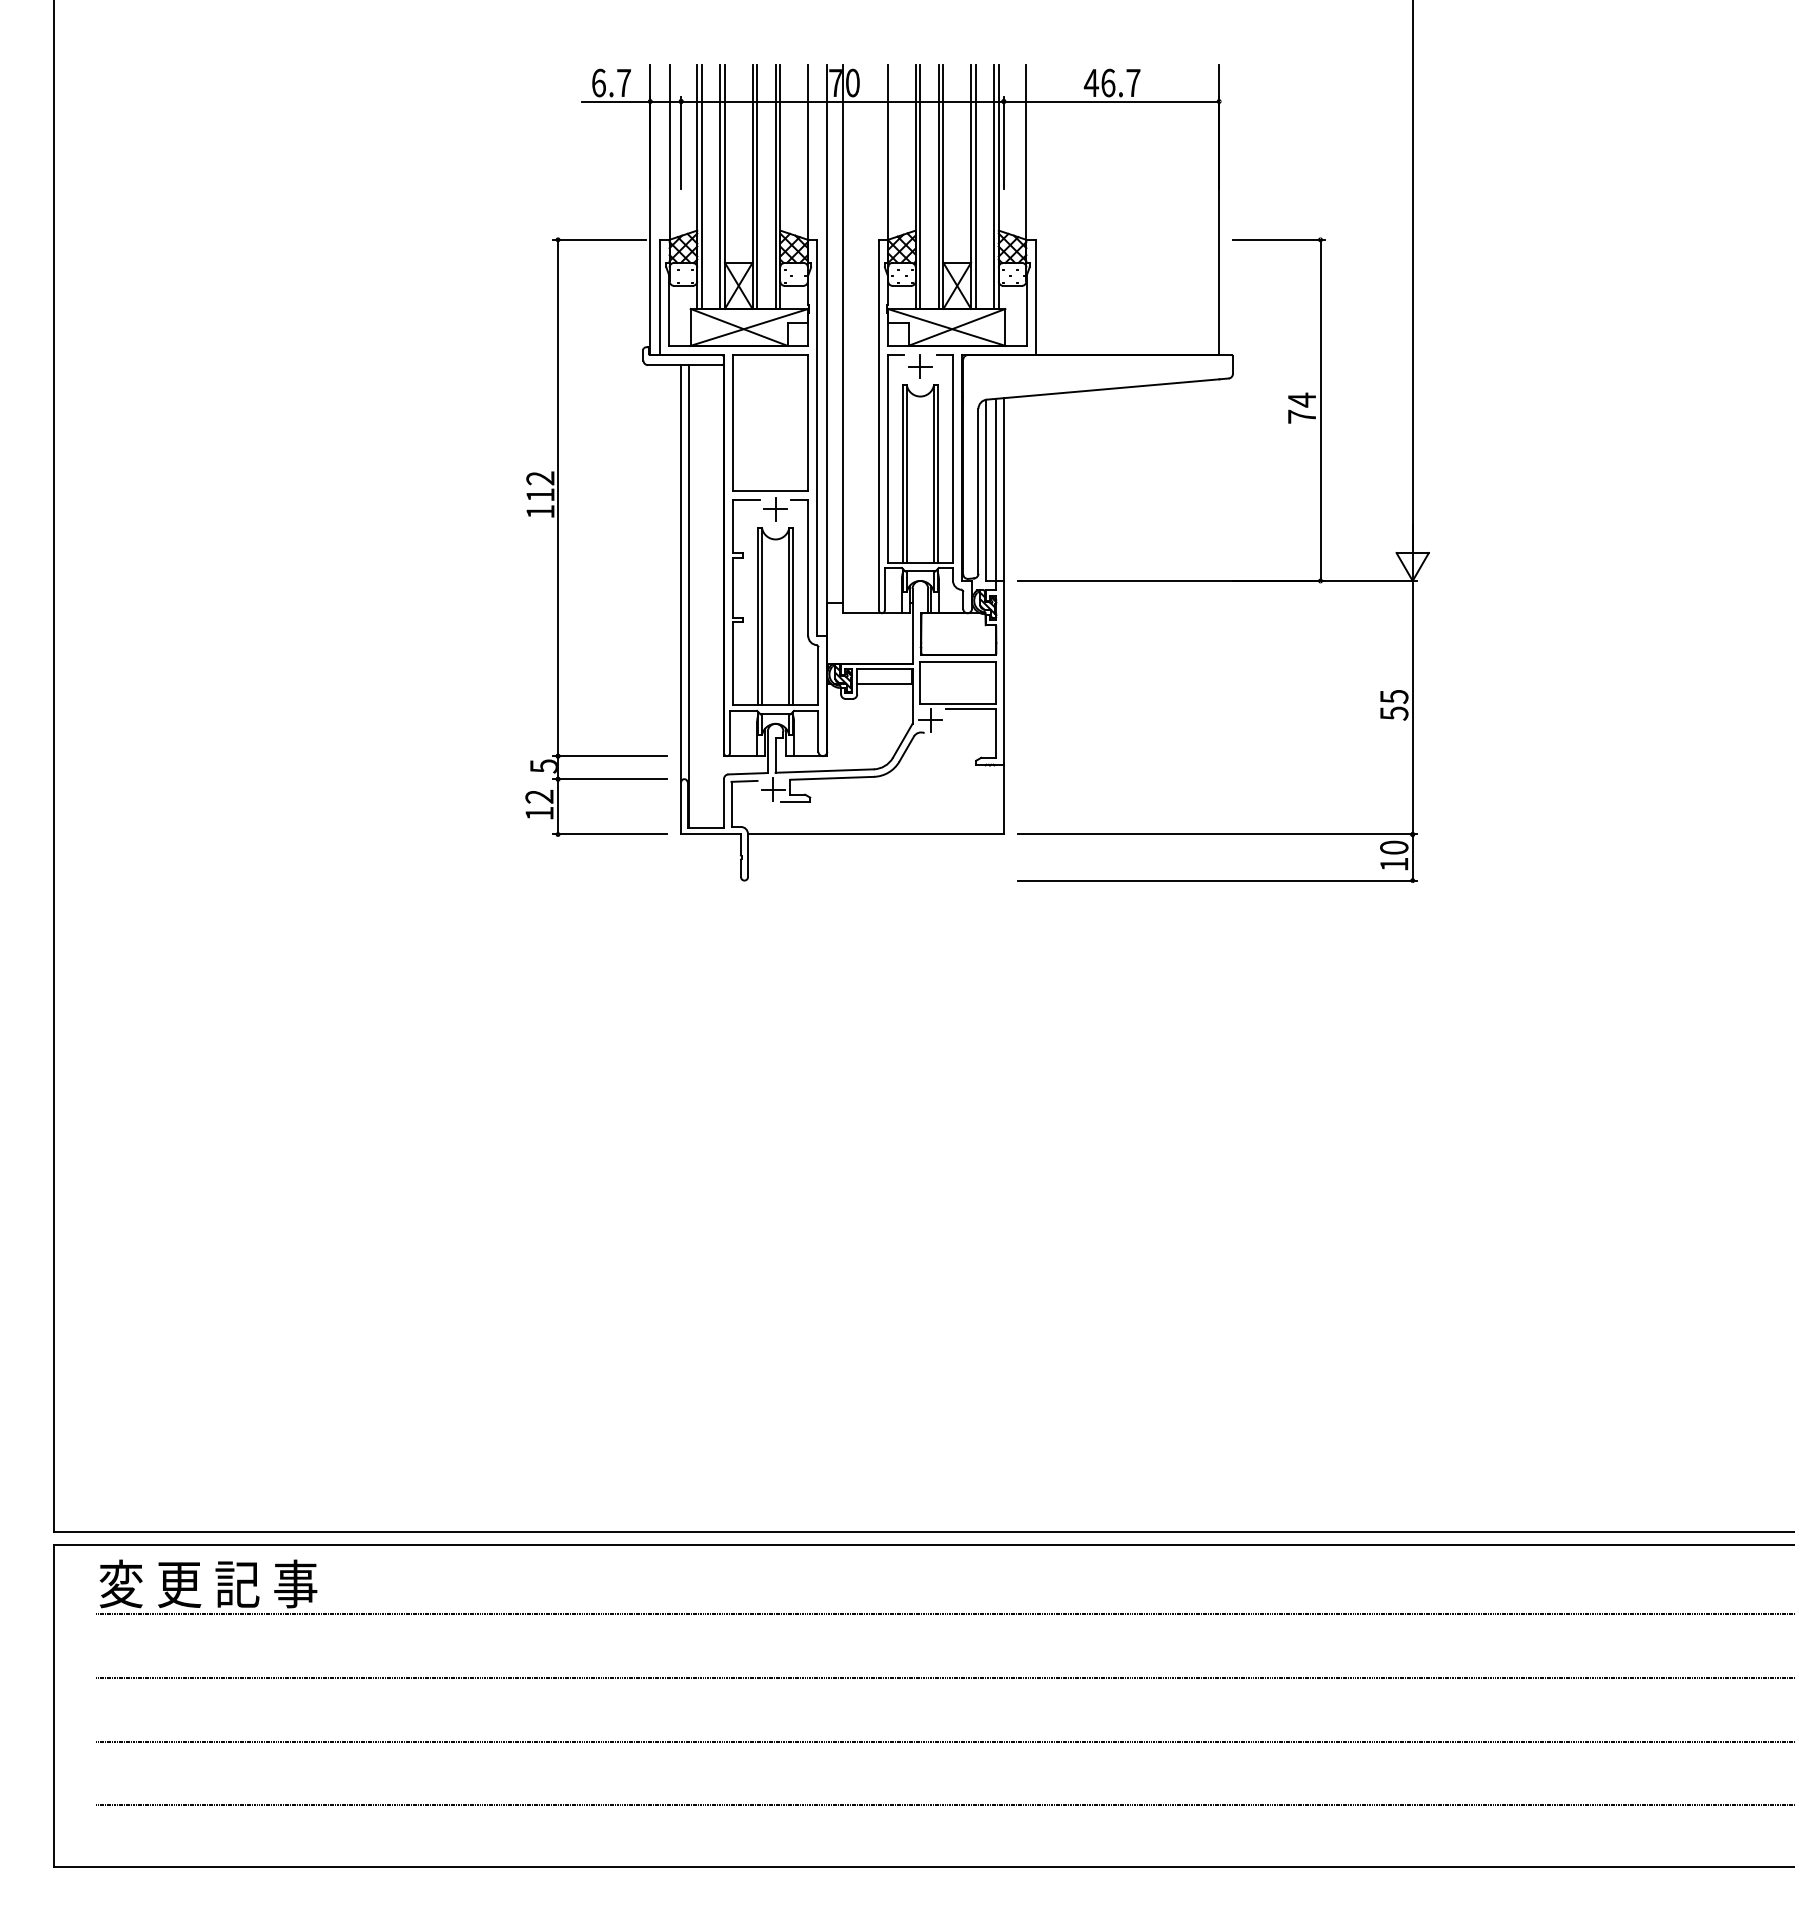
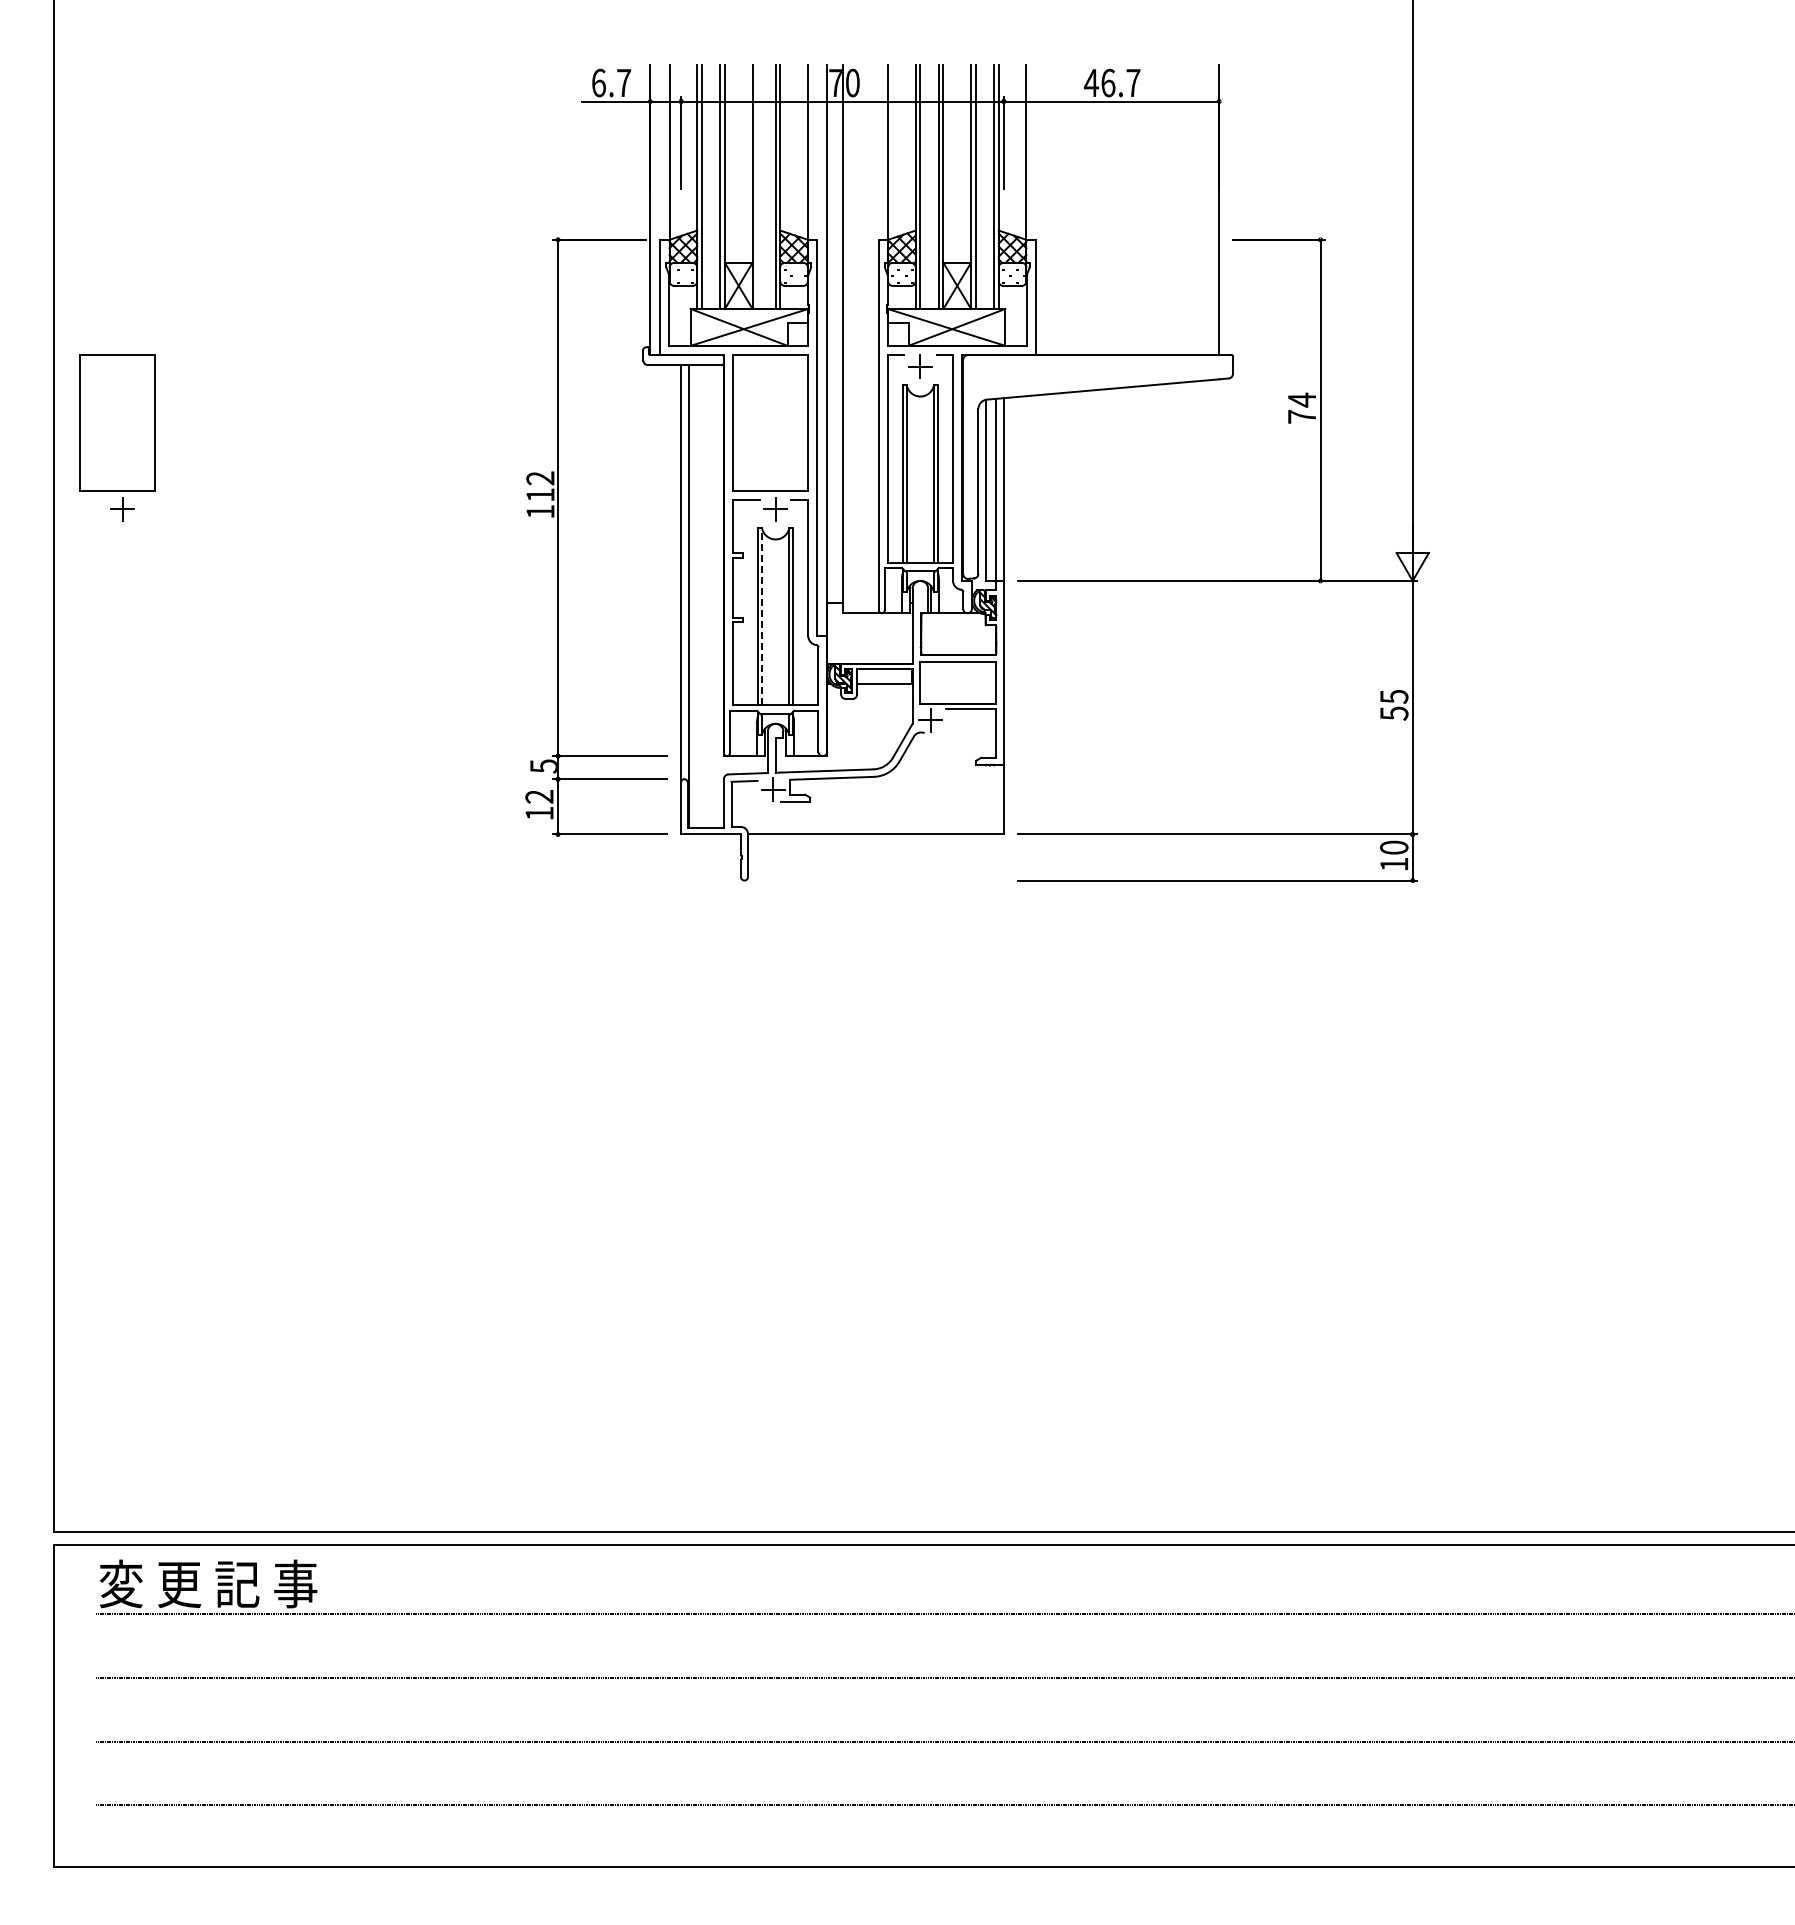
line: present -> none (757, 186)
part: none -> present (117, 437)
line: solid -> dashed (762, 616)
